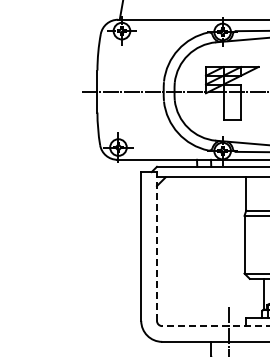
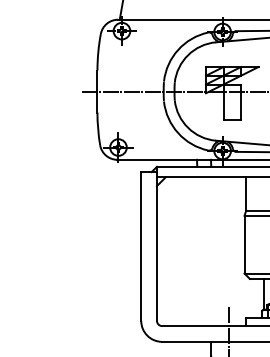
line: dashed -> solid (156, 243)
line: dashed -> solid (215, 326)
